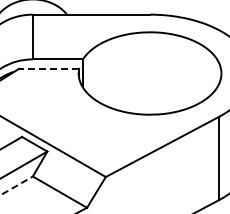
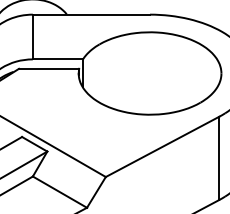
line: dashed -> solid (48, 68)
line: dashed -> solid (16, 186)
